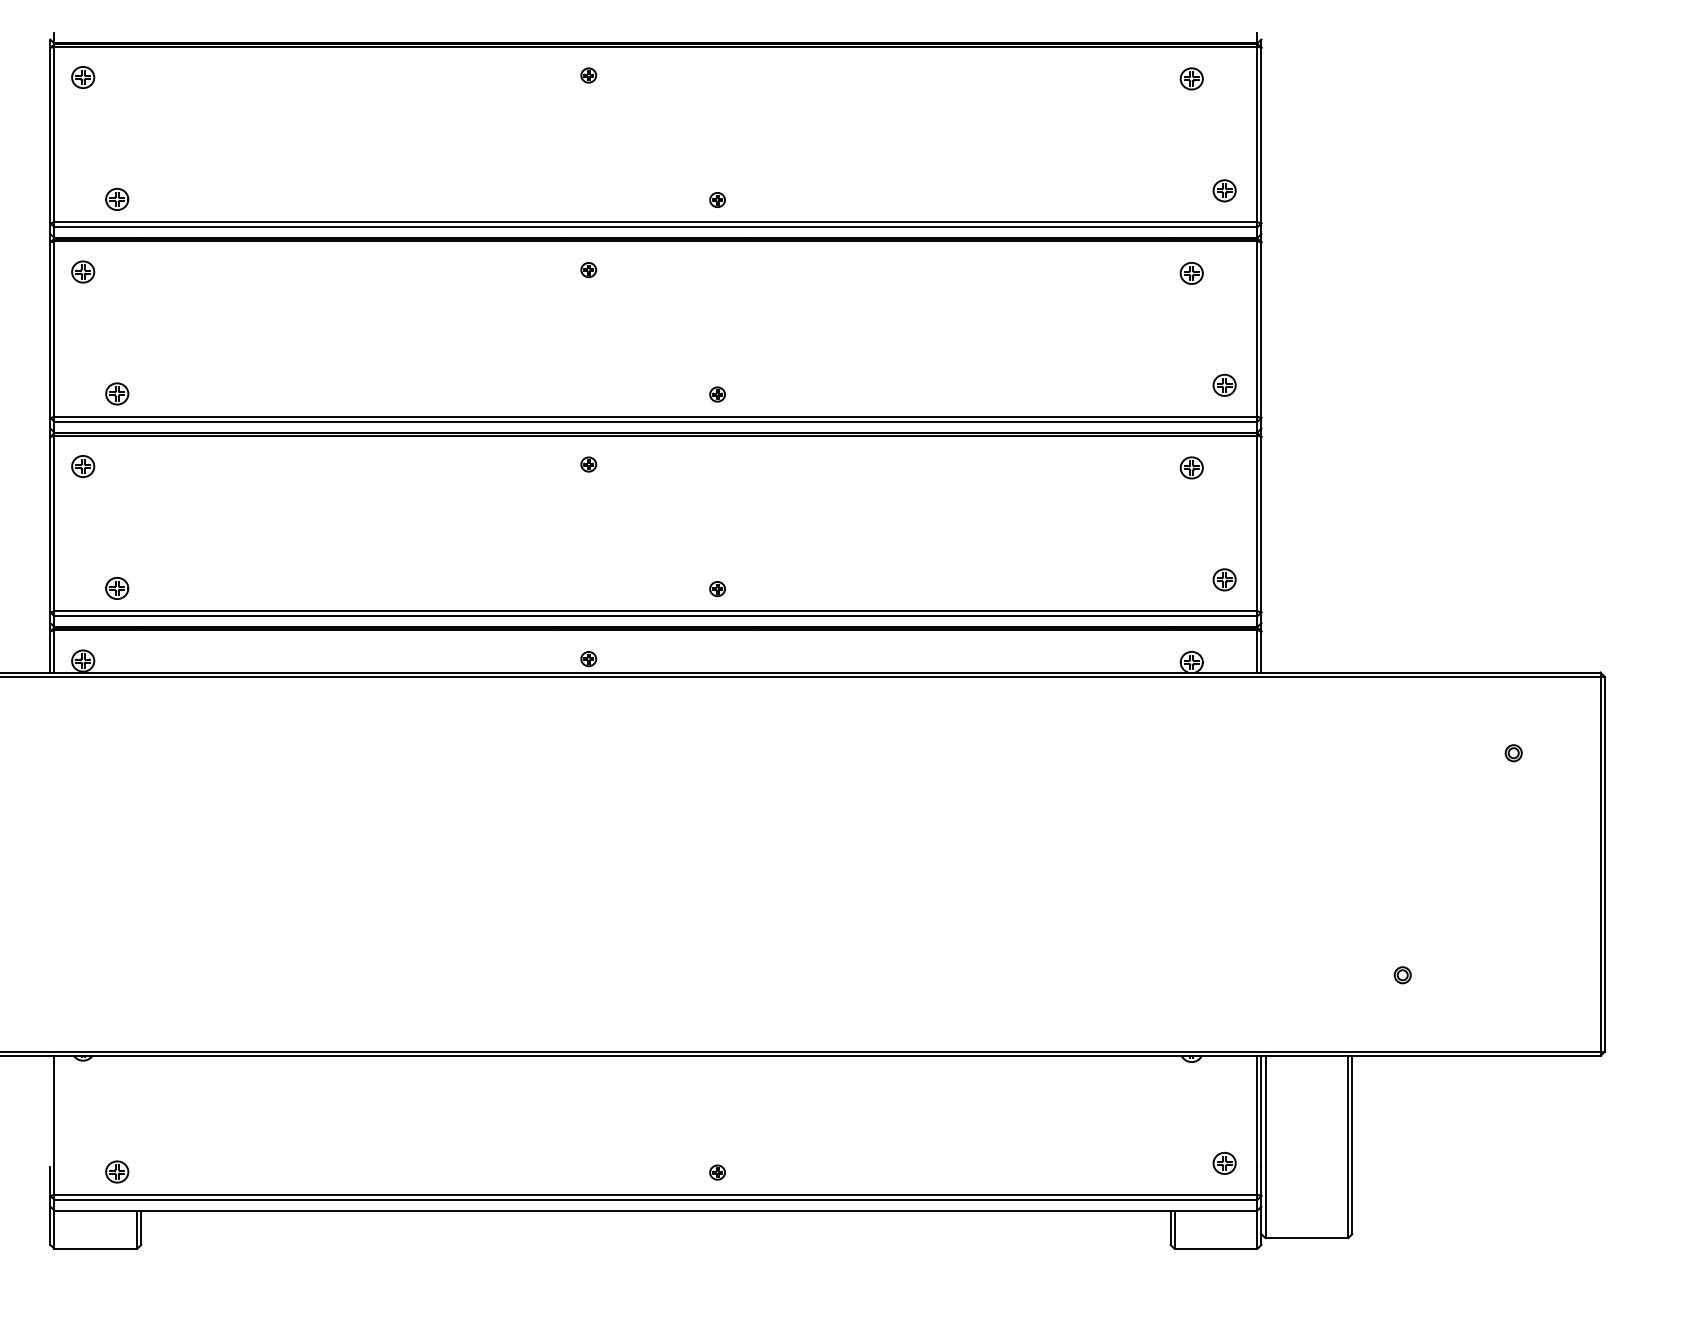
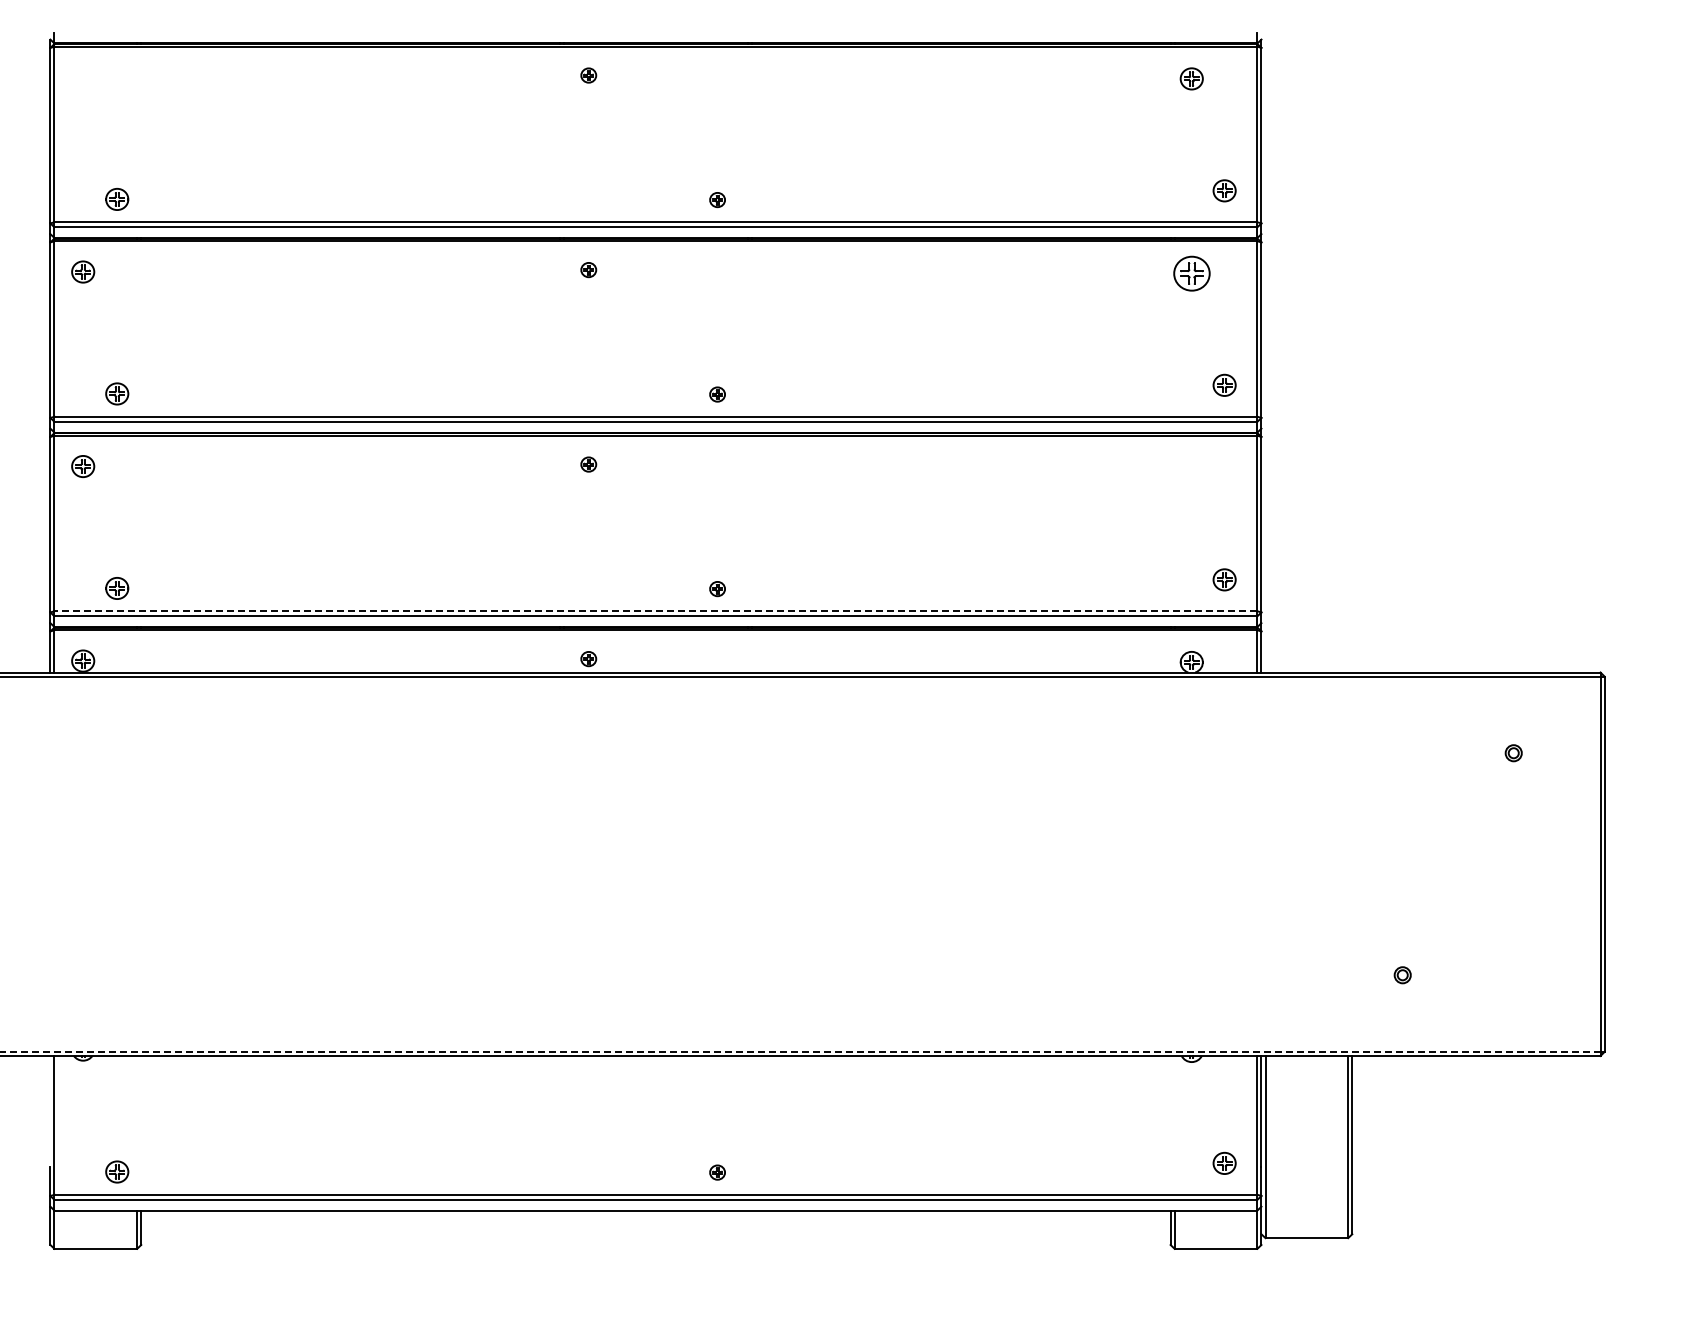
part: present -> none (83, 77)
part size: 25x24 px -> 38x37 px (1191, 273)
part: present -> none (1191, 467)
line: solid -> dashed (655, 611)
line: solid -> dashed (800, 1051)
